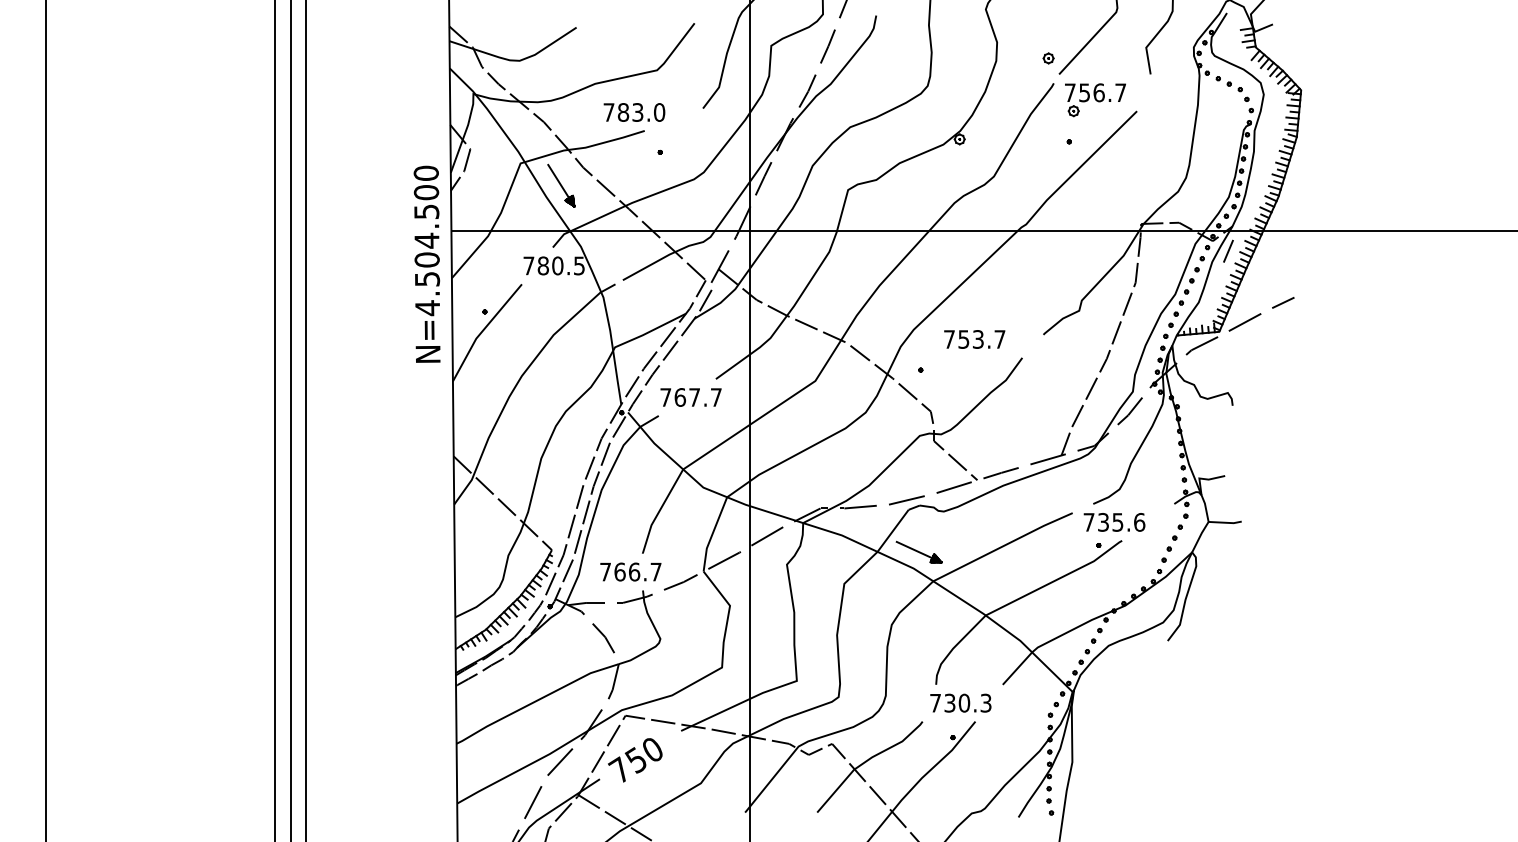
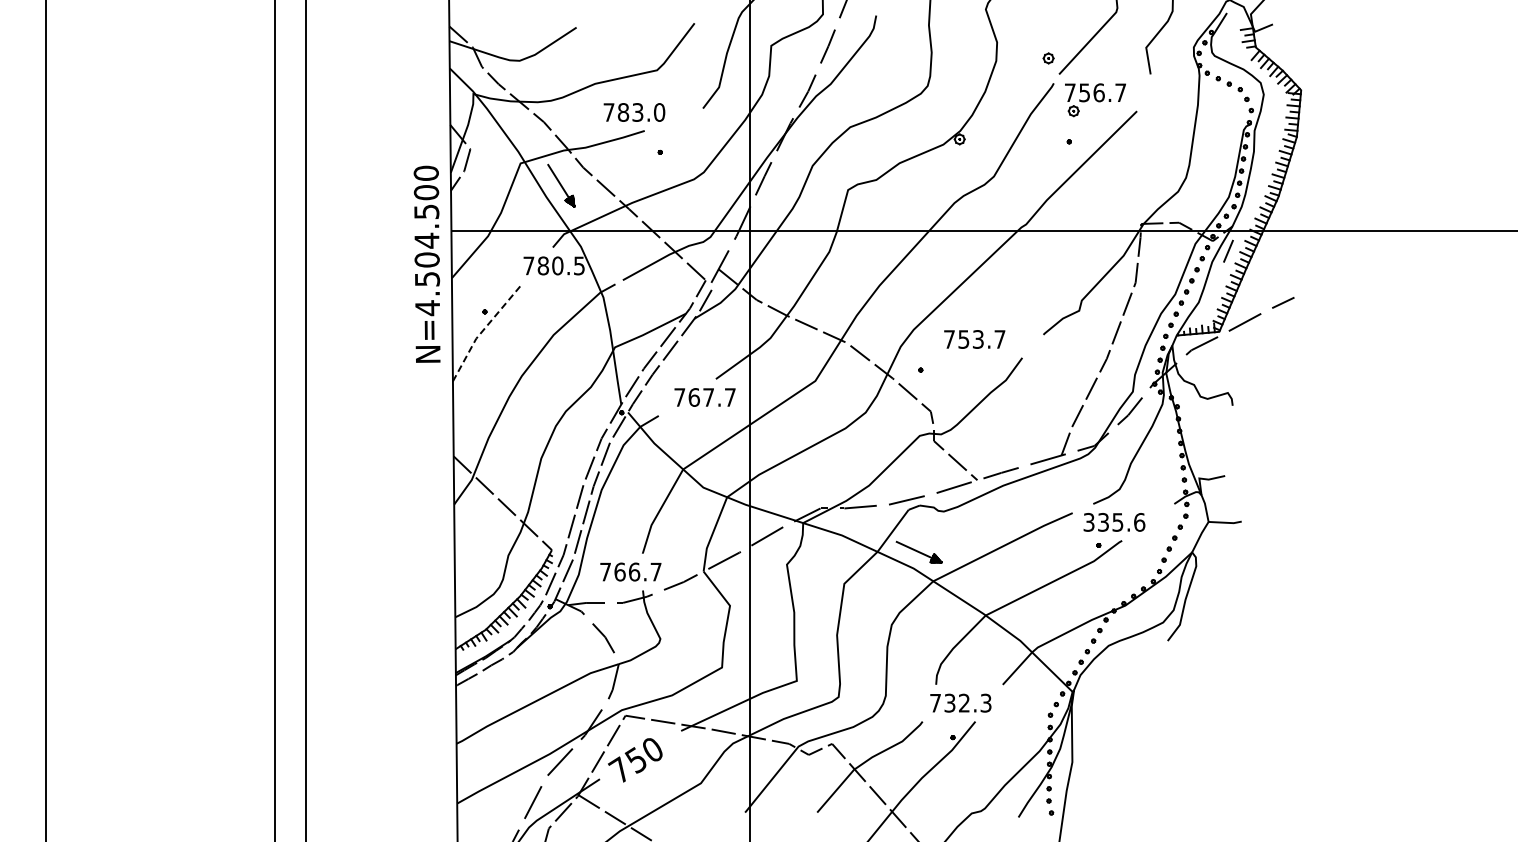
line: solid -> dashed (483, 330)
text position: (690, 397) -> (704, 397) (704, 397)
line: present -> none (290, 420)
text: 735.6 -> 335.6 (1088, 521)
text: 730.3 -> 732.3 (964, 702)
